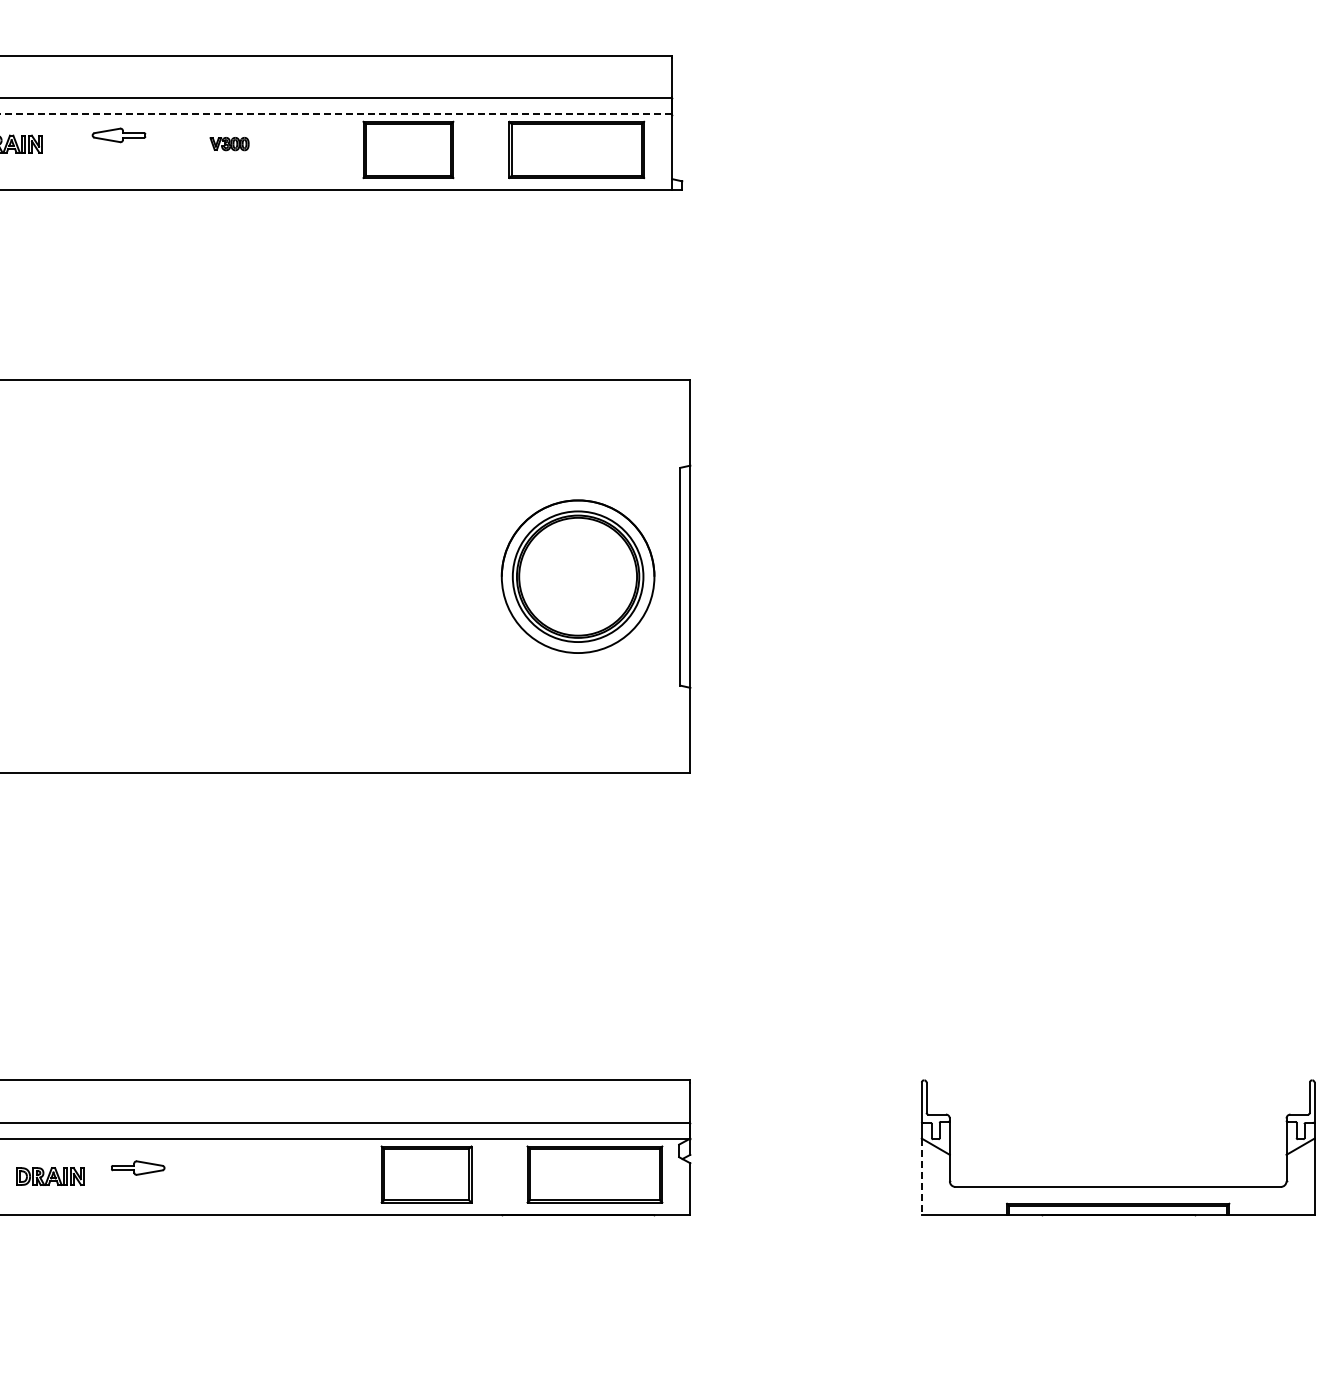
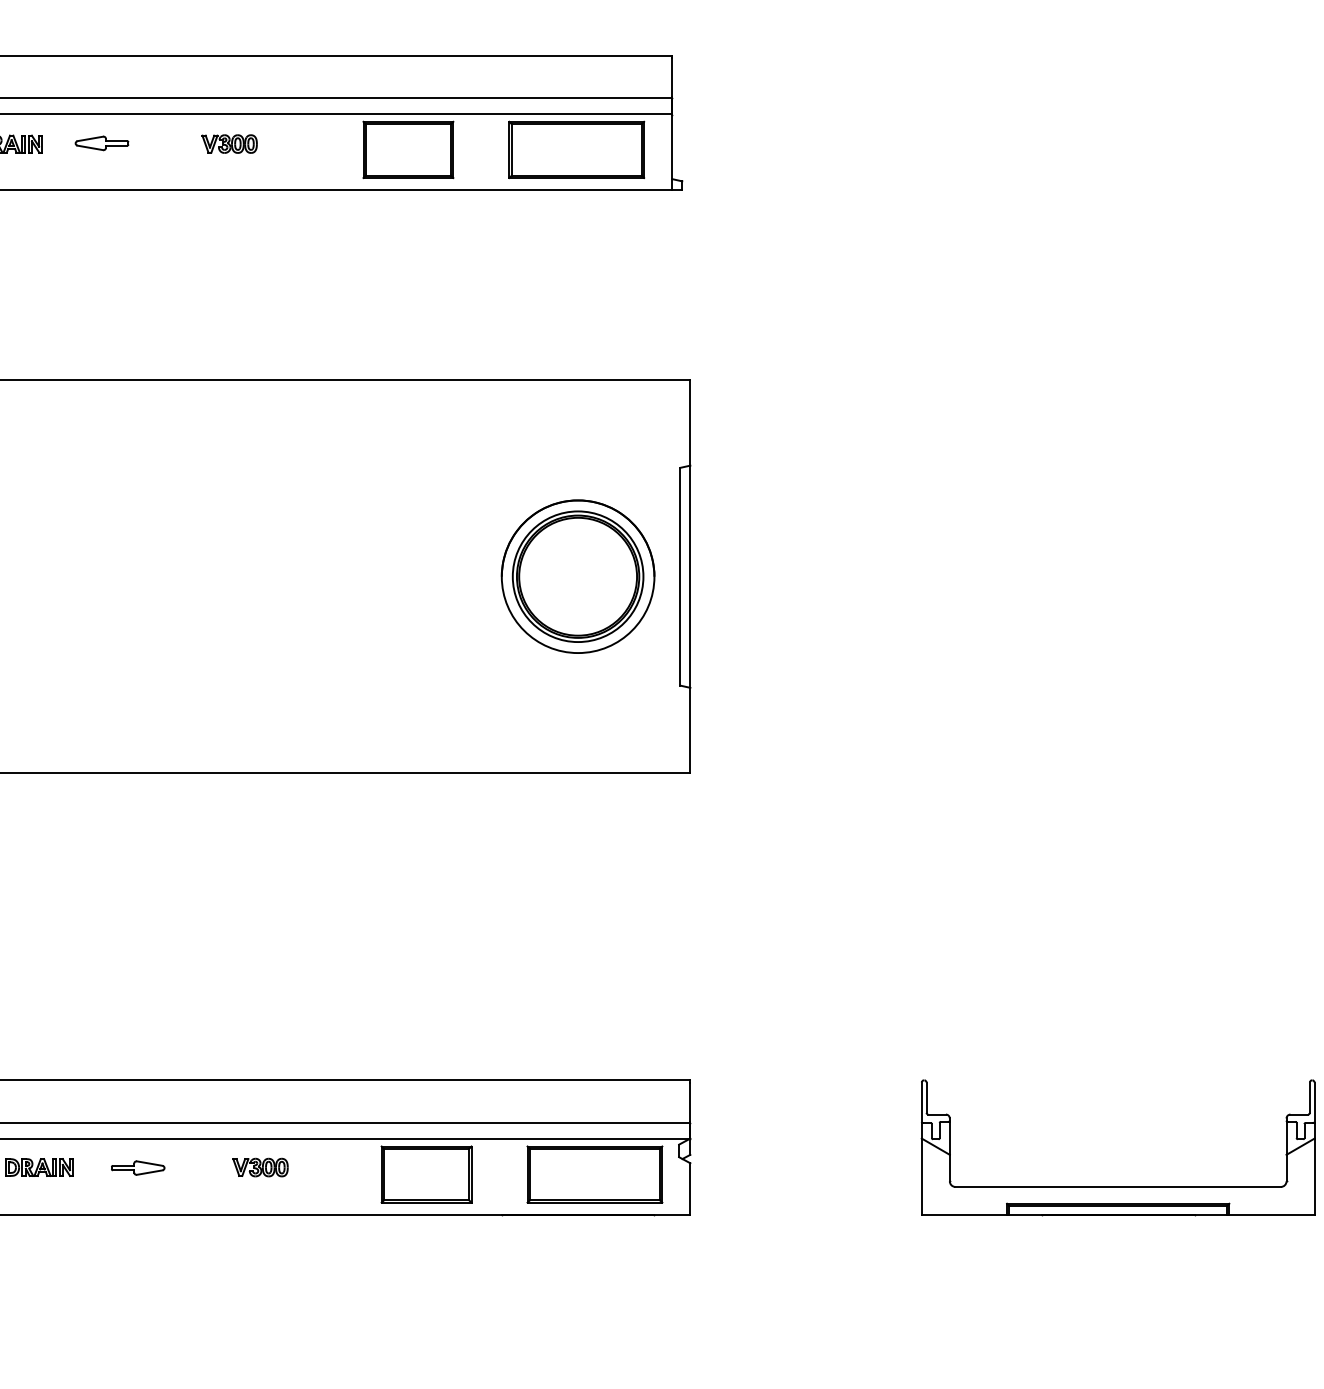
line: dashed -> solid (336, 114)
part position: (118, 135) -> (101, 143) (101, 143)
part size: 41x15 px -> 57x20 px (229, 143)
part: none -> present (260, 1167)
part position: (50, 1176) -> (39, 1167) (39, 1167)
line: dashed -> solid (921, 1177)
